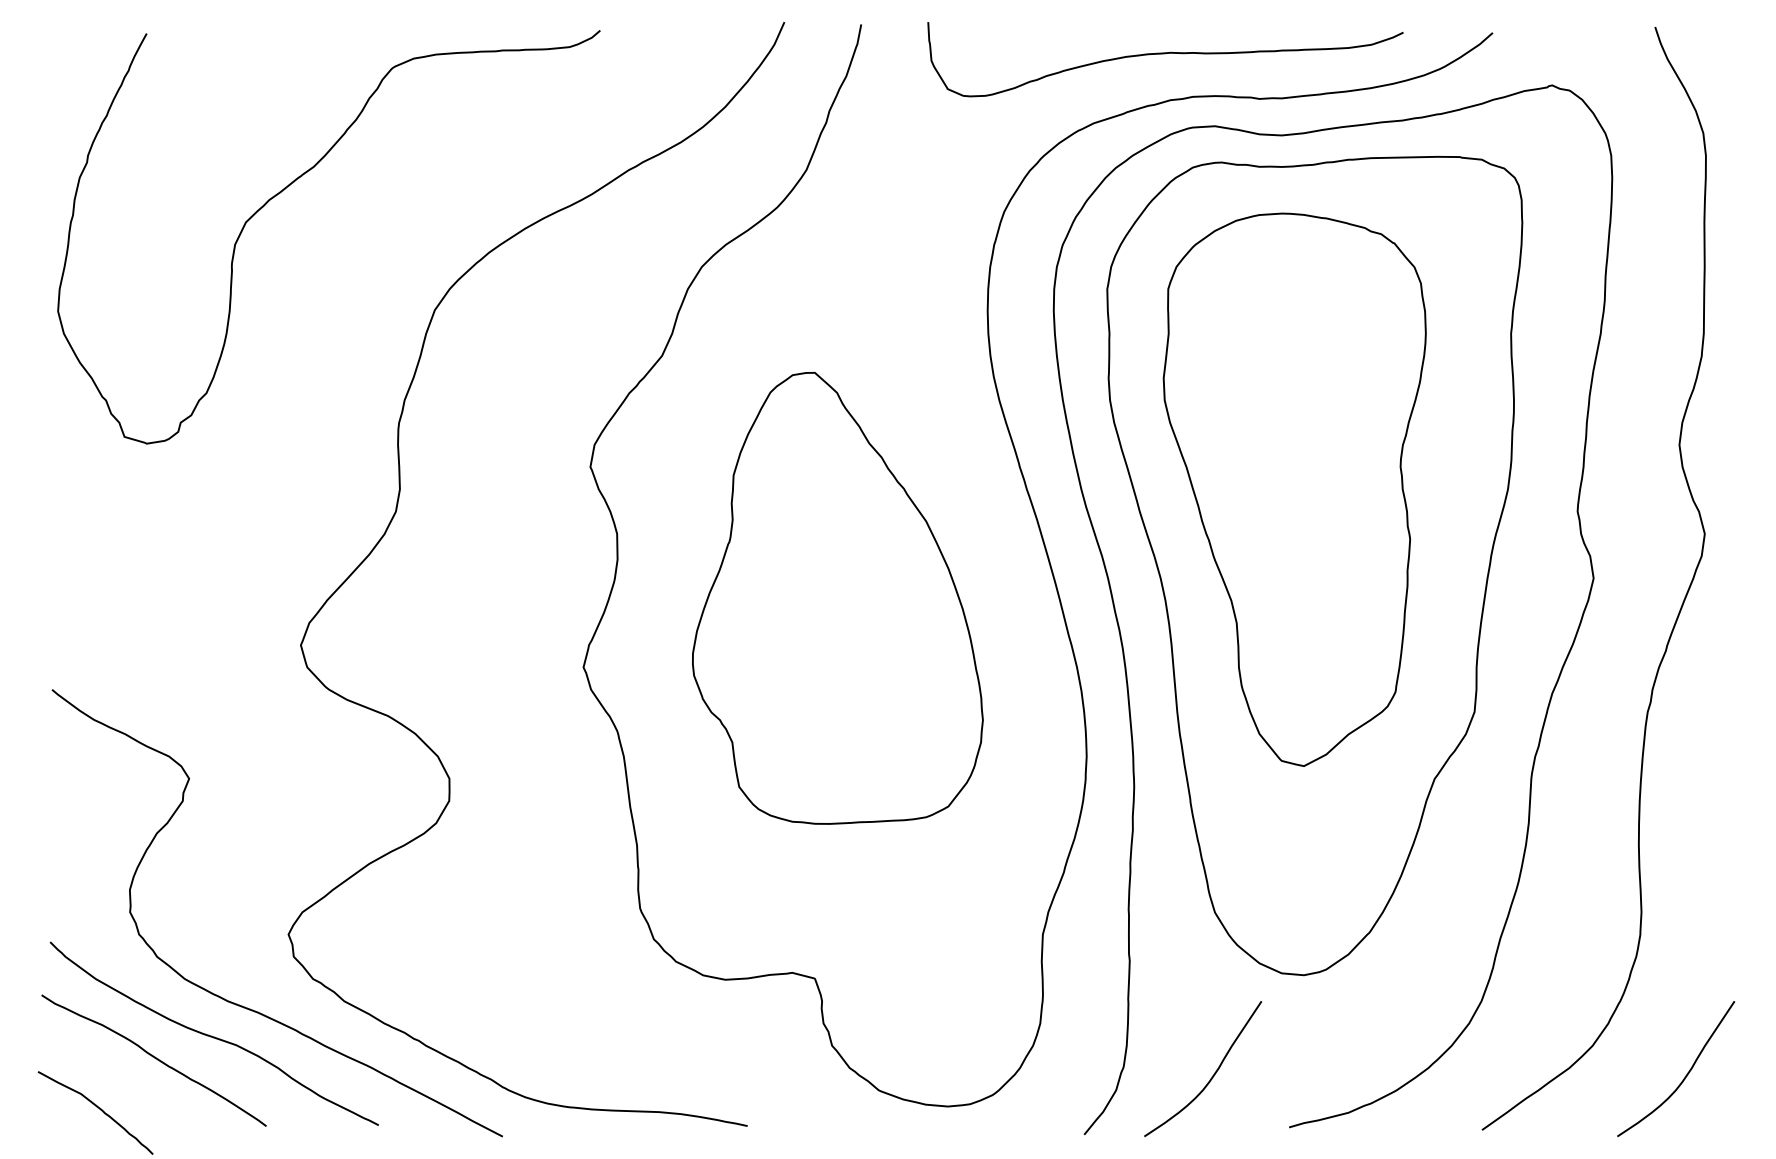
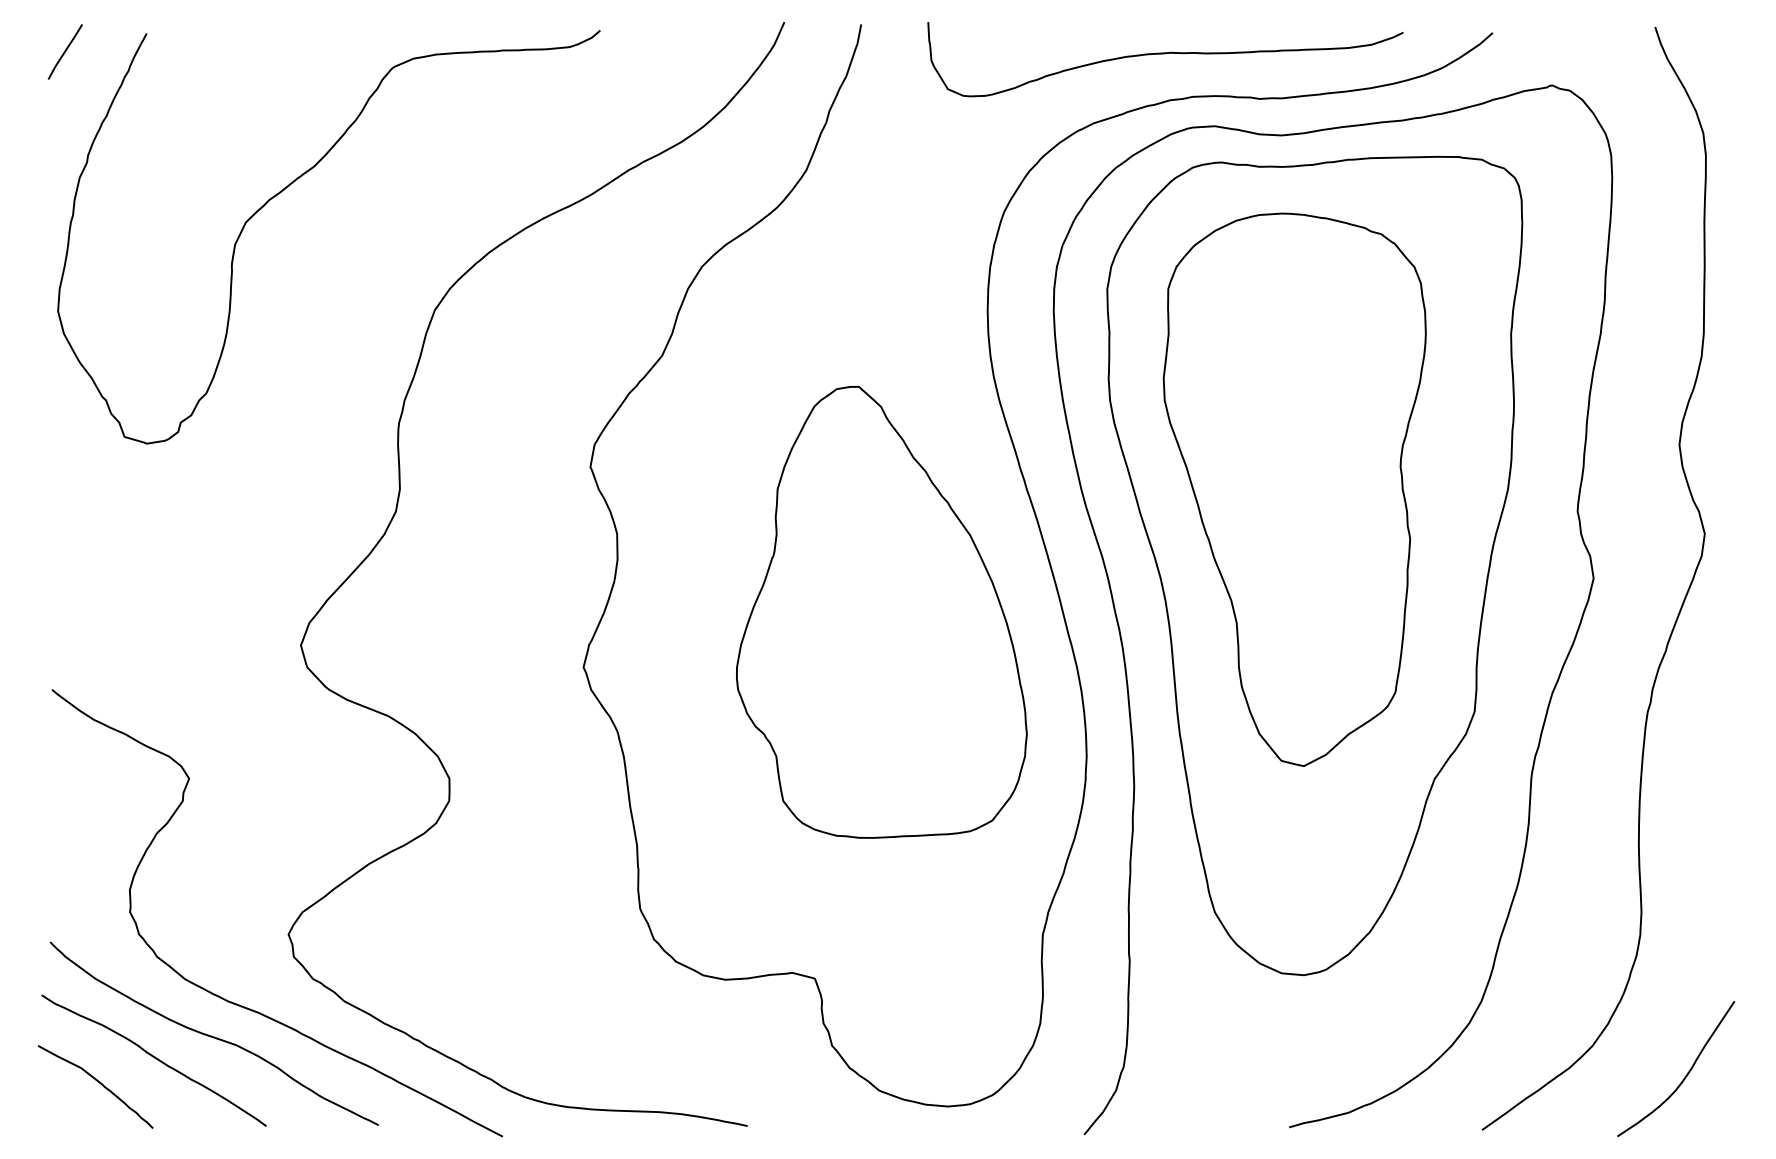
line: none -> present (64, 51)
part position: (837, 598) -> (881, 612) (881, 612)
curve: present -> none (1212, 1075)
curve position: (98, 1108) -> (98, 1082) (98, 1082)
